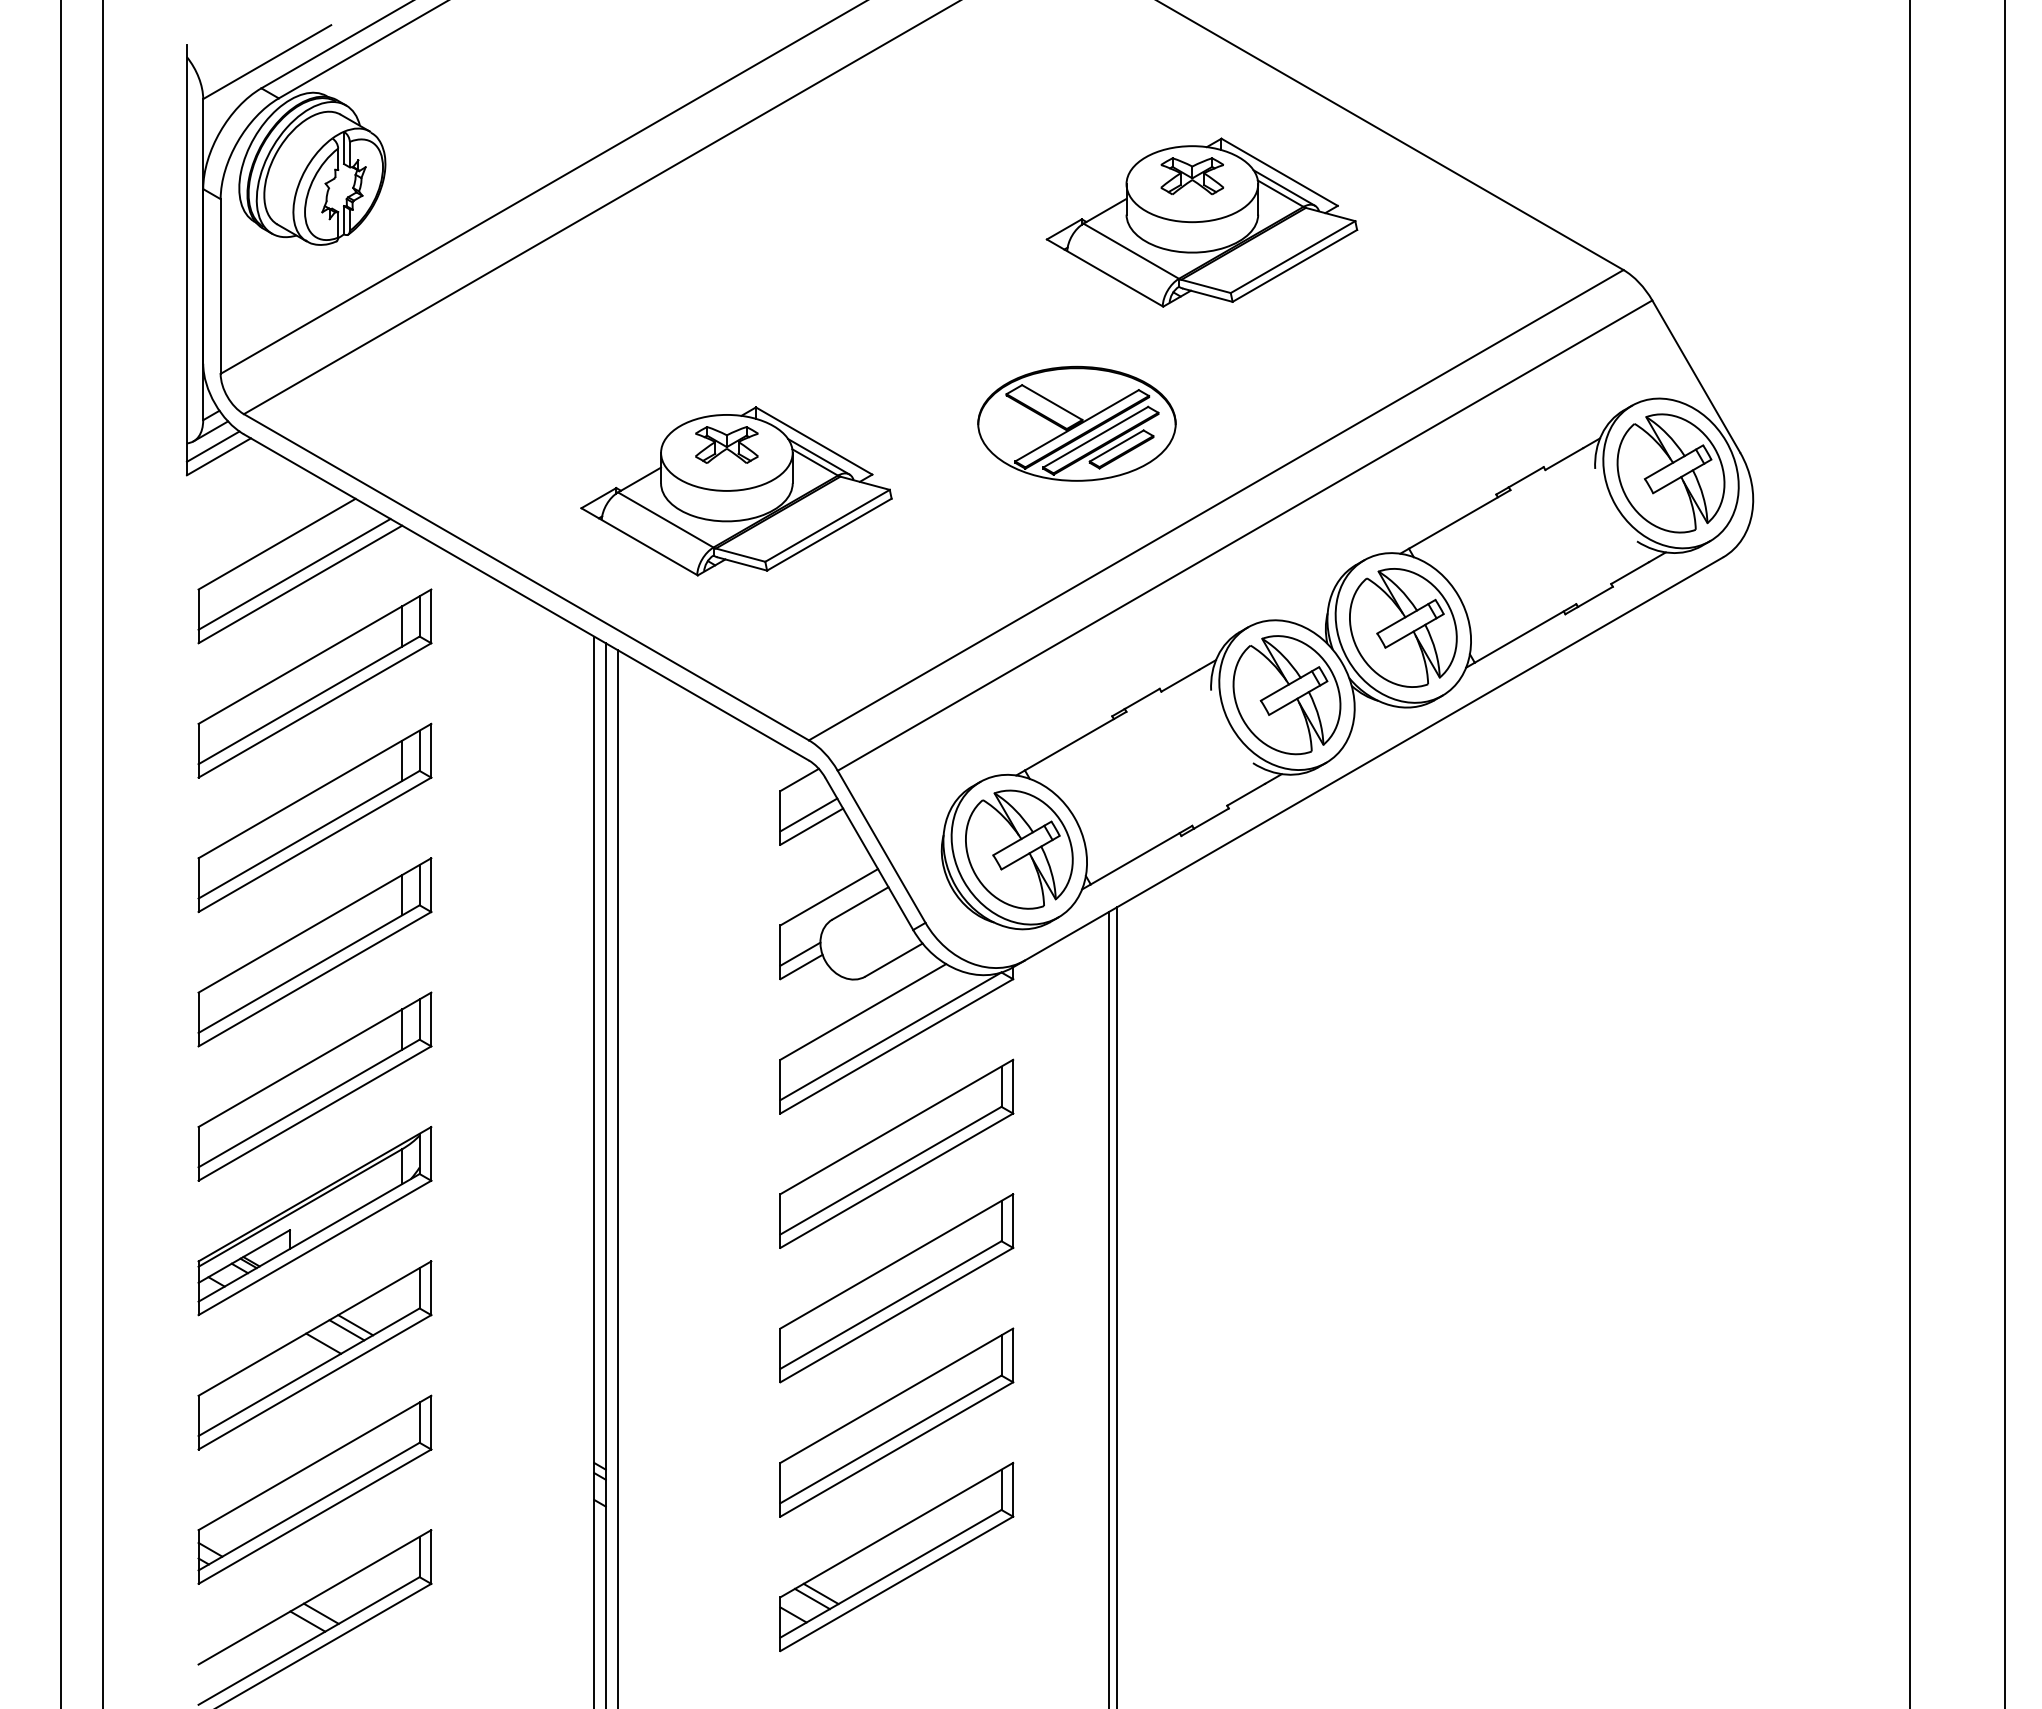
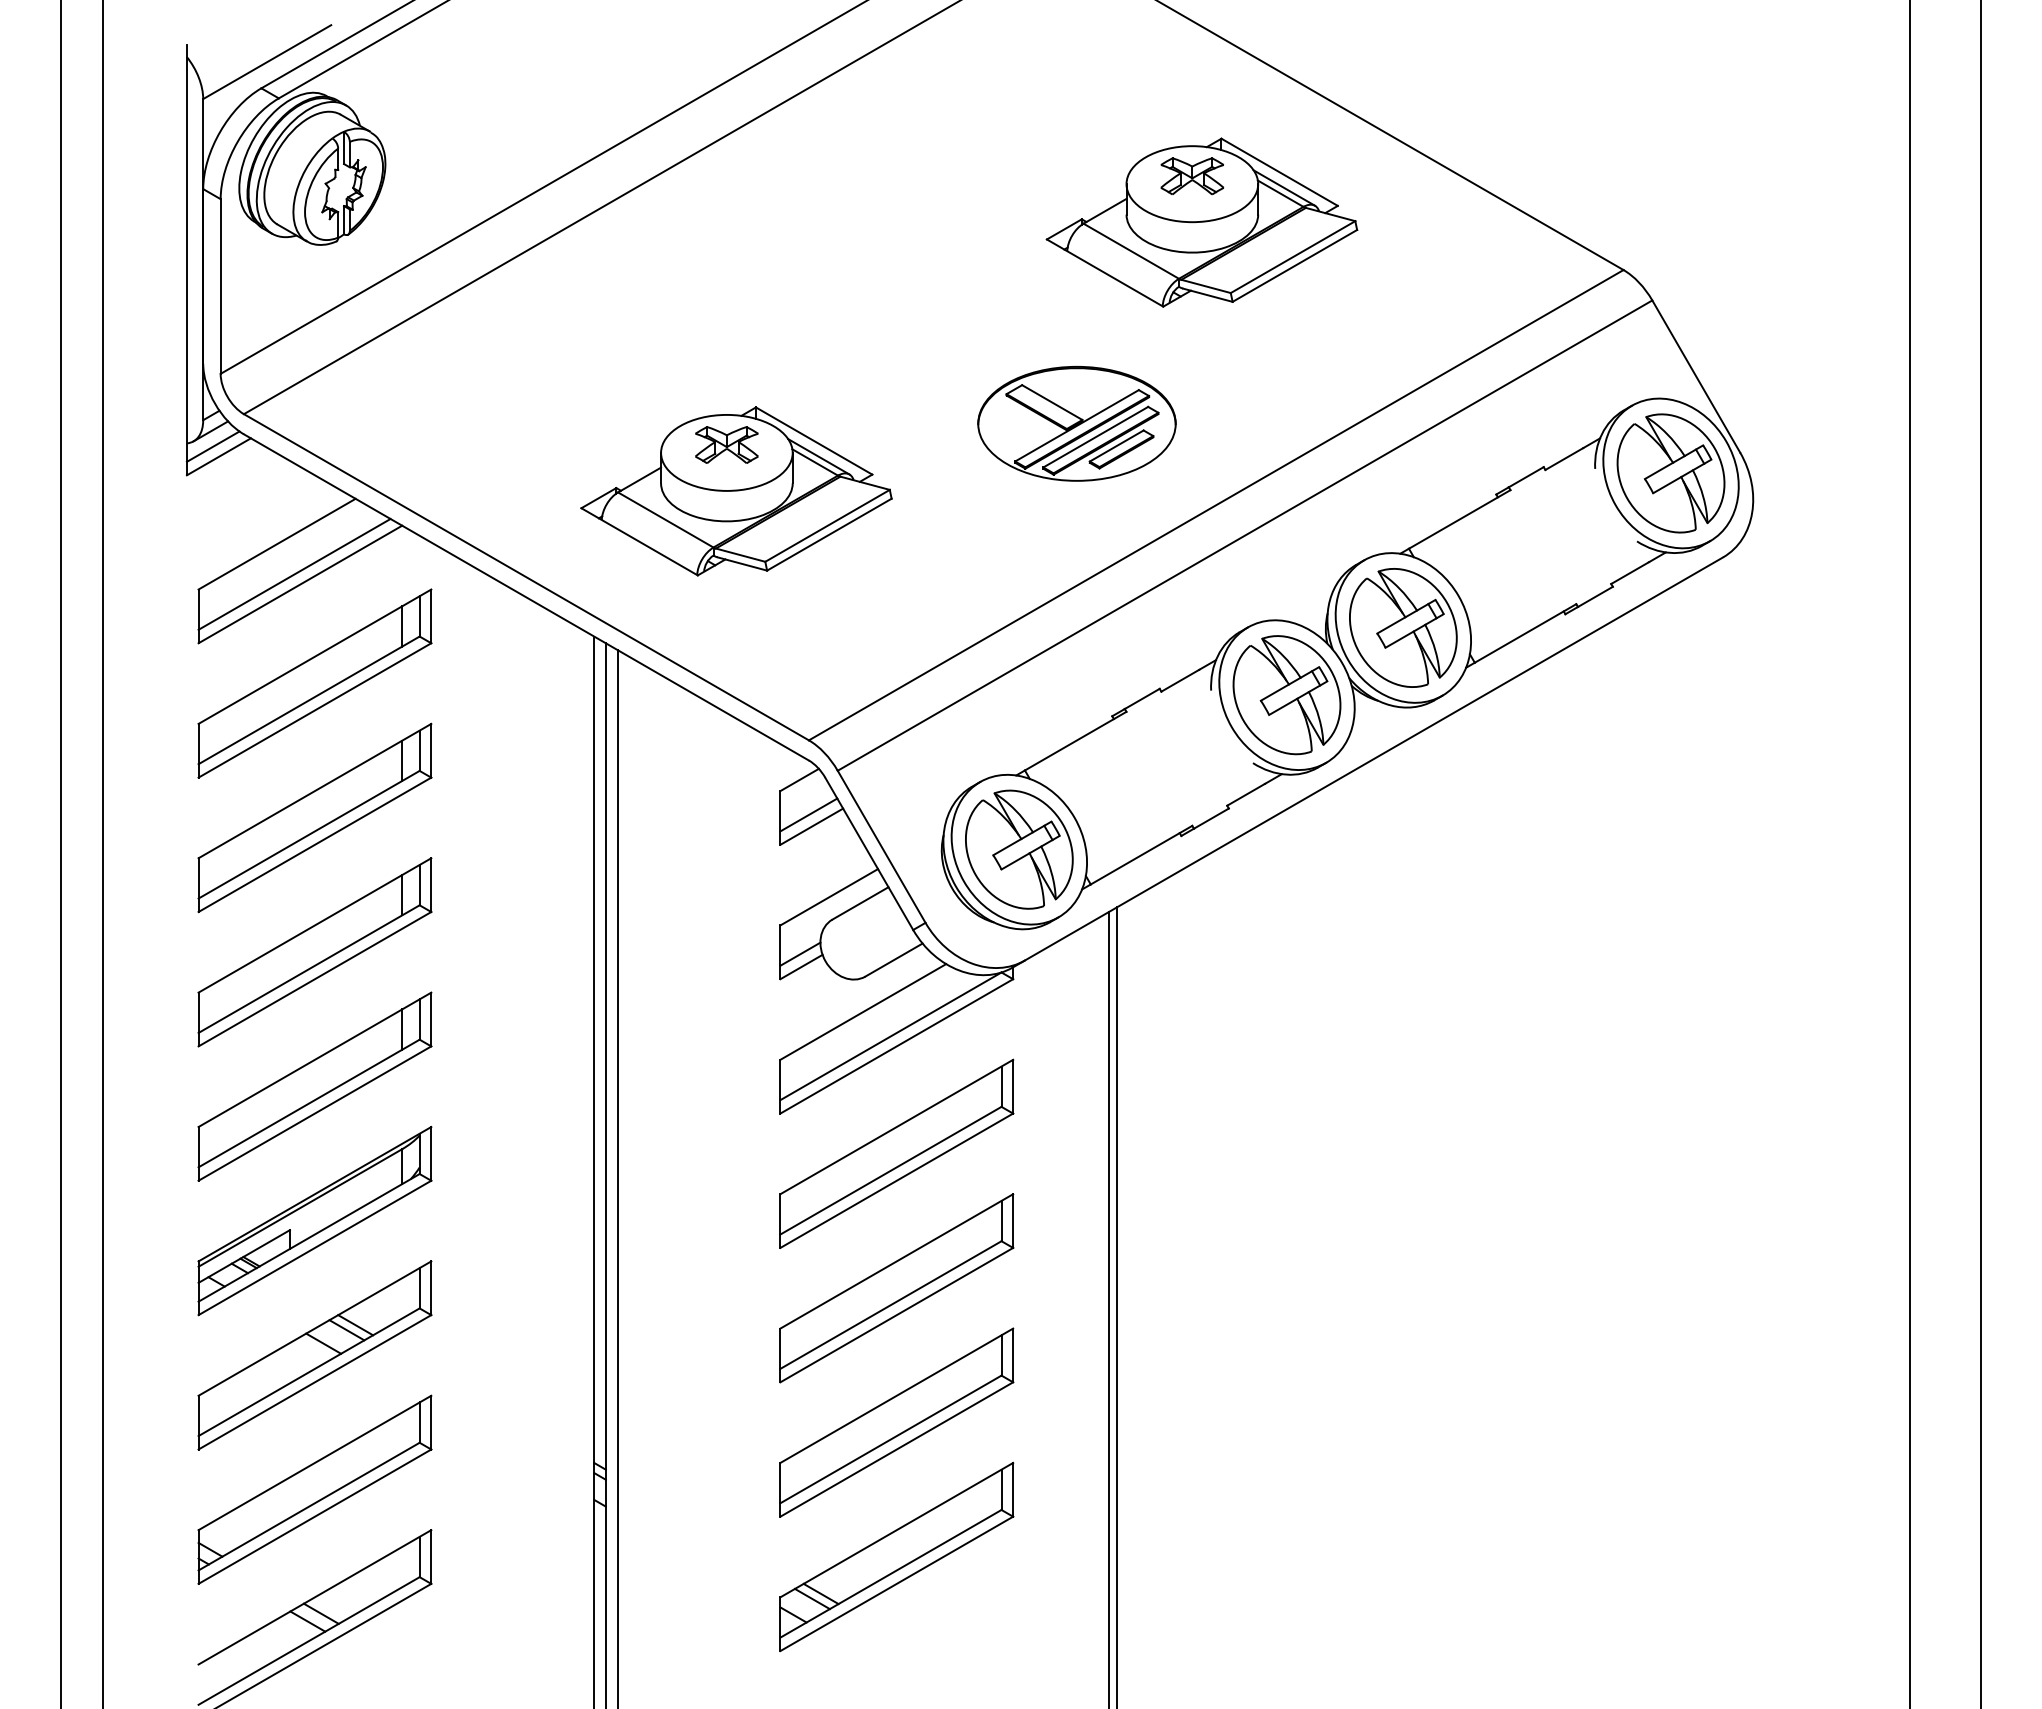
line position: (2004, 853) -> (1980, 853) (1980, 853)
